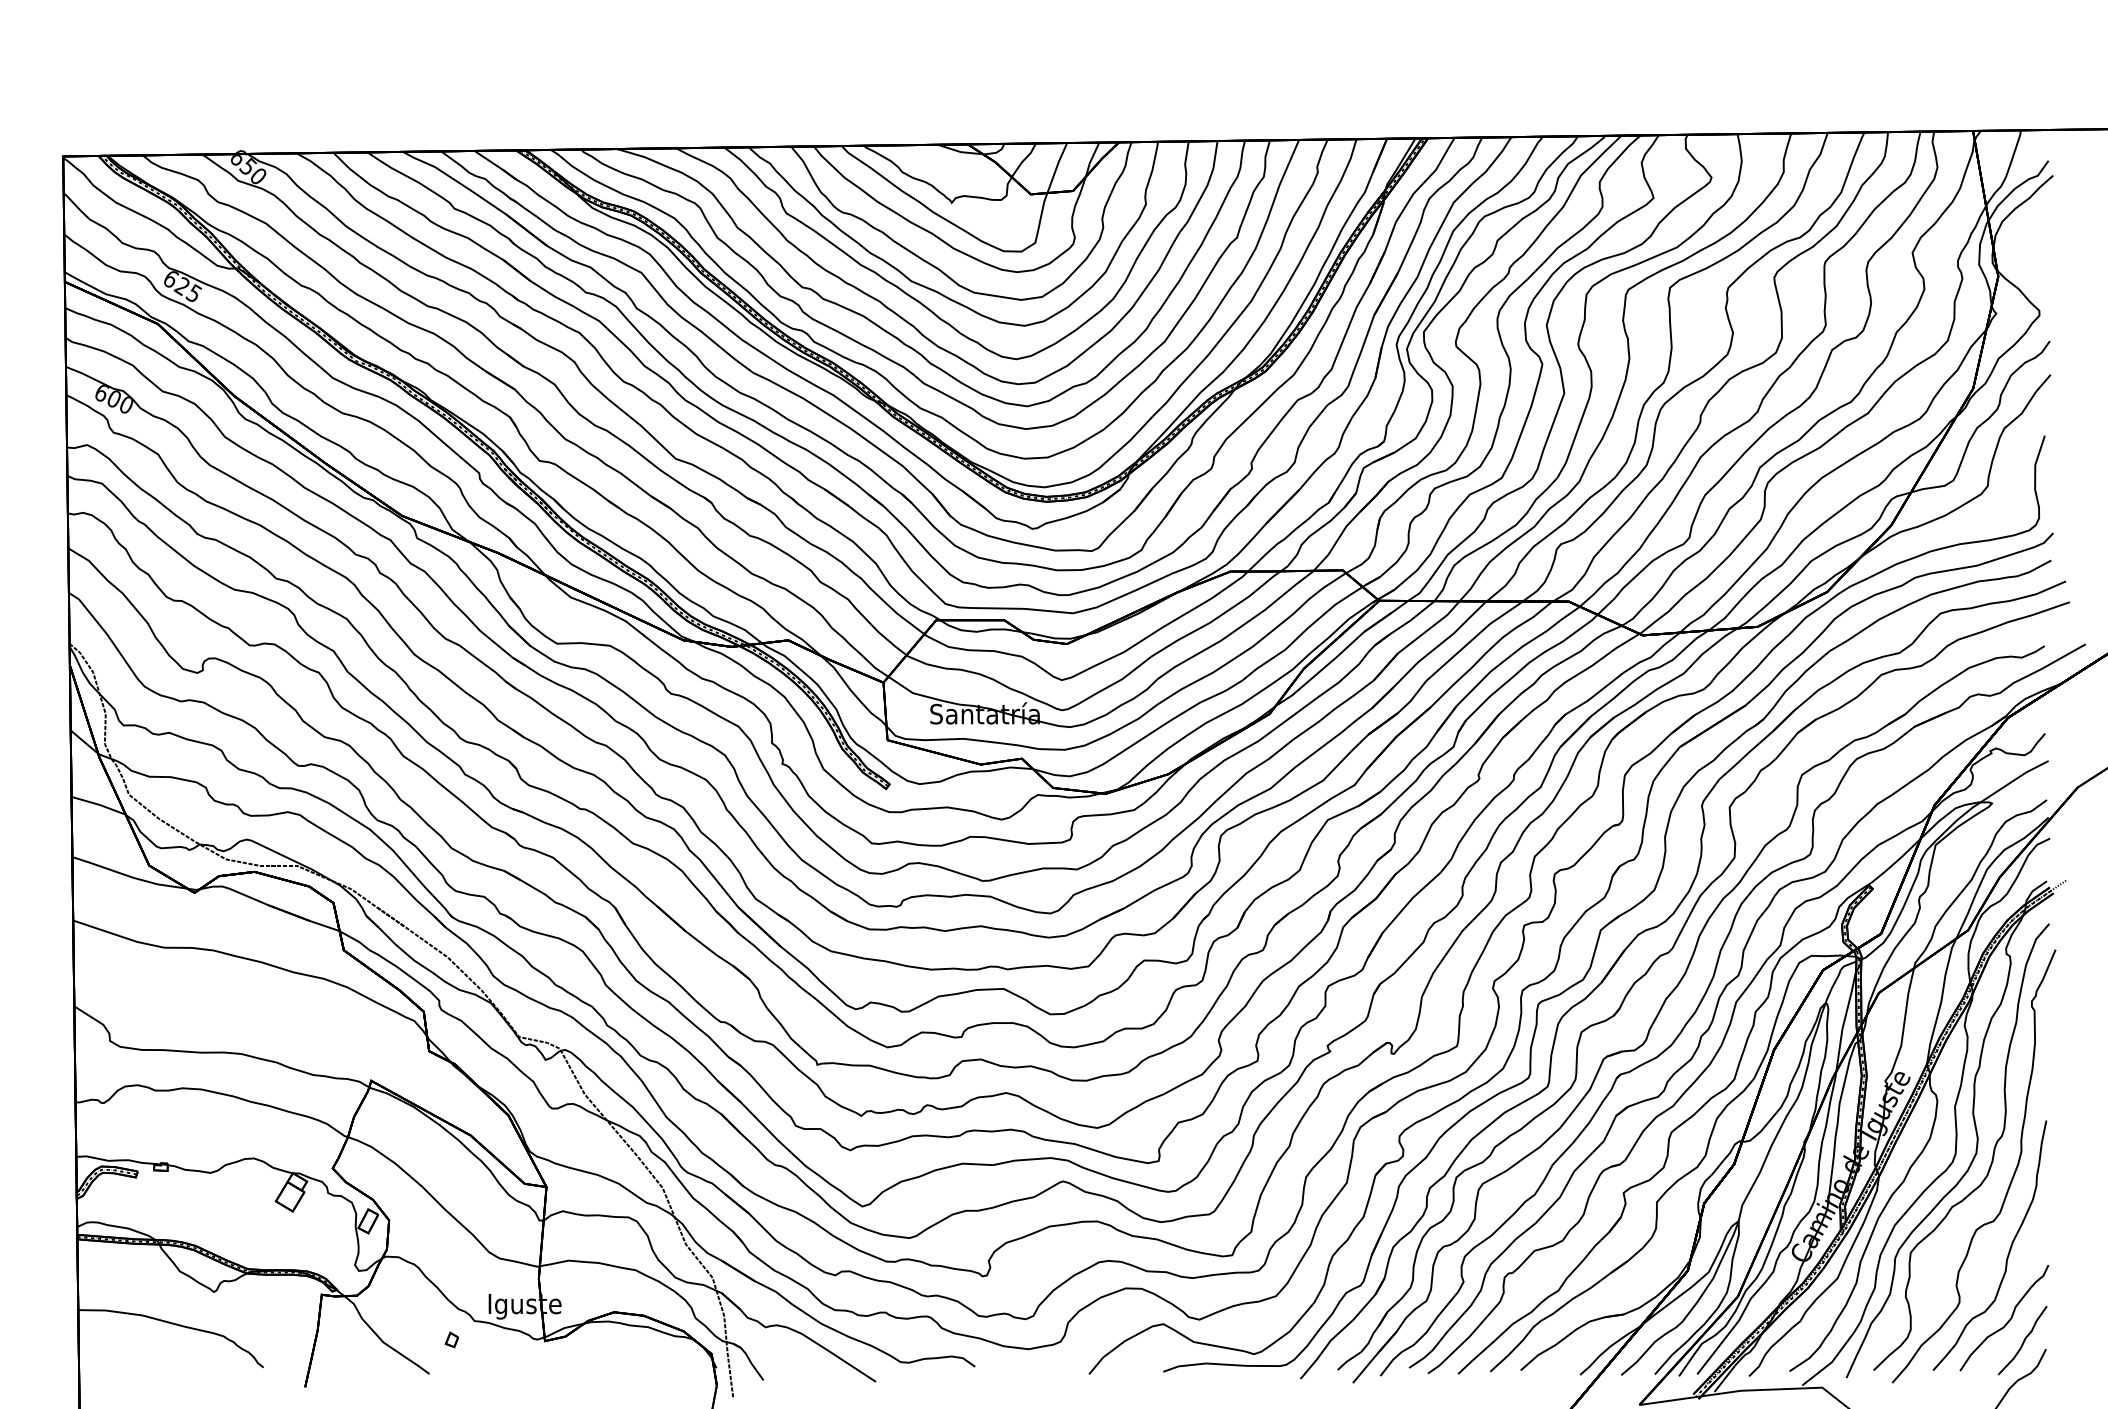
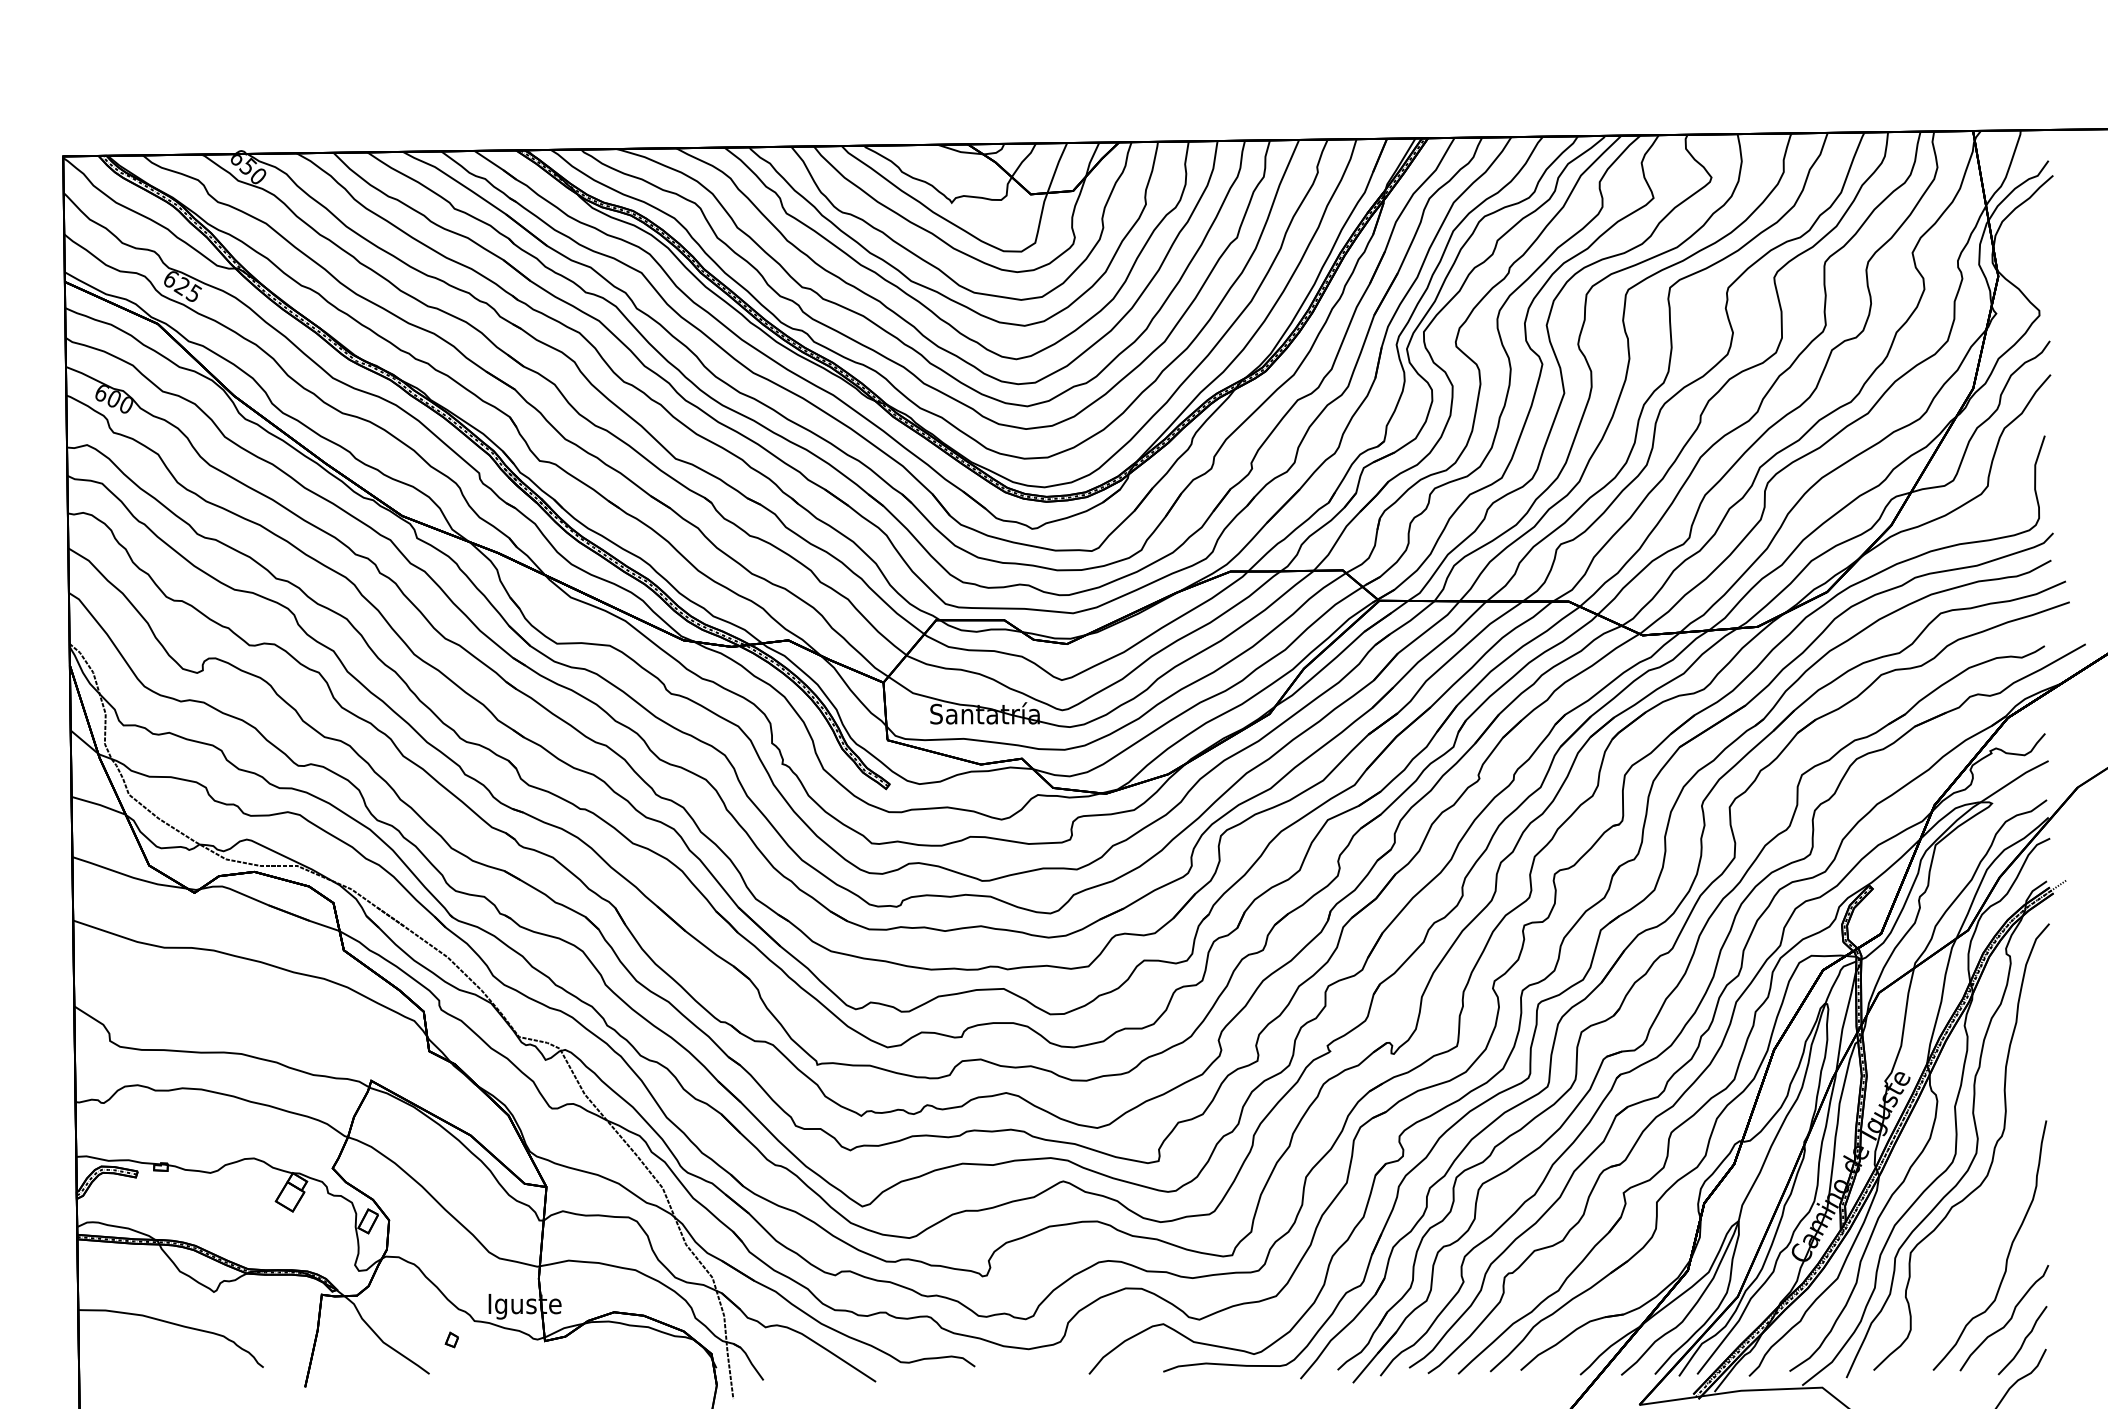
curve: present -> none (2009, 1183)
